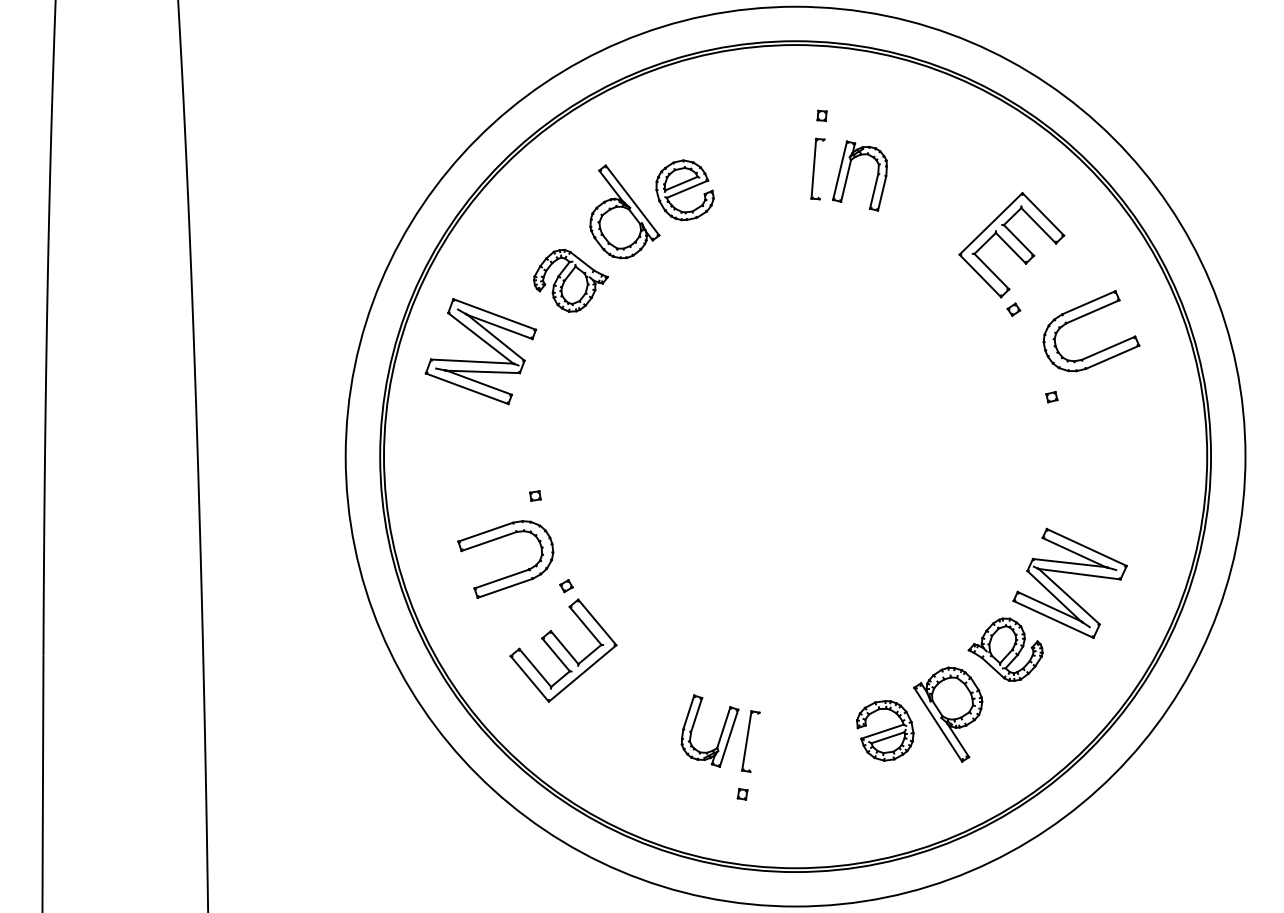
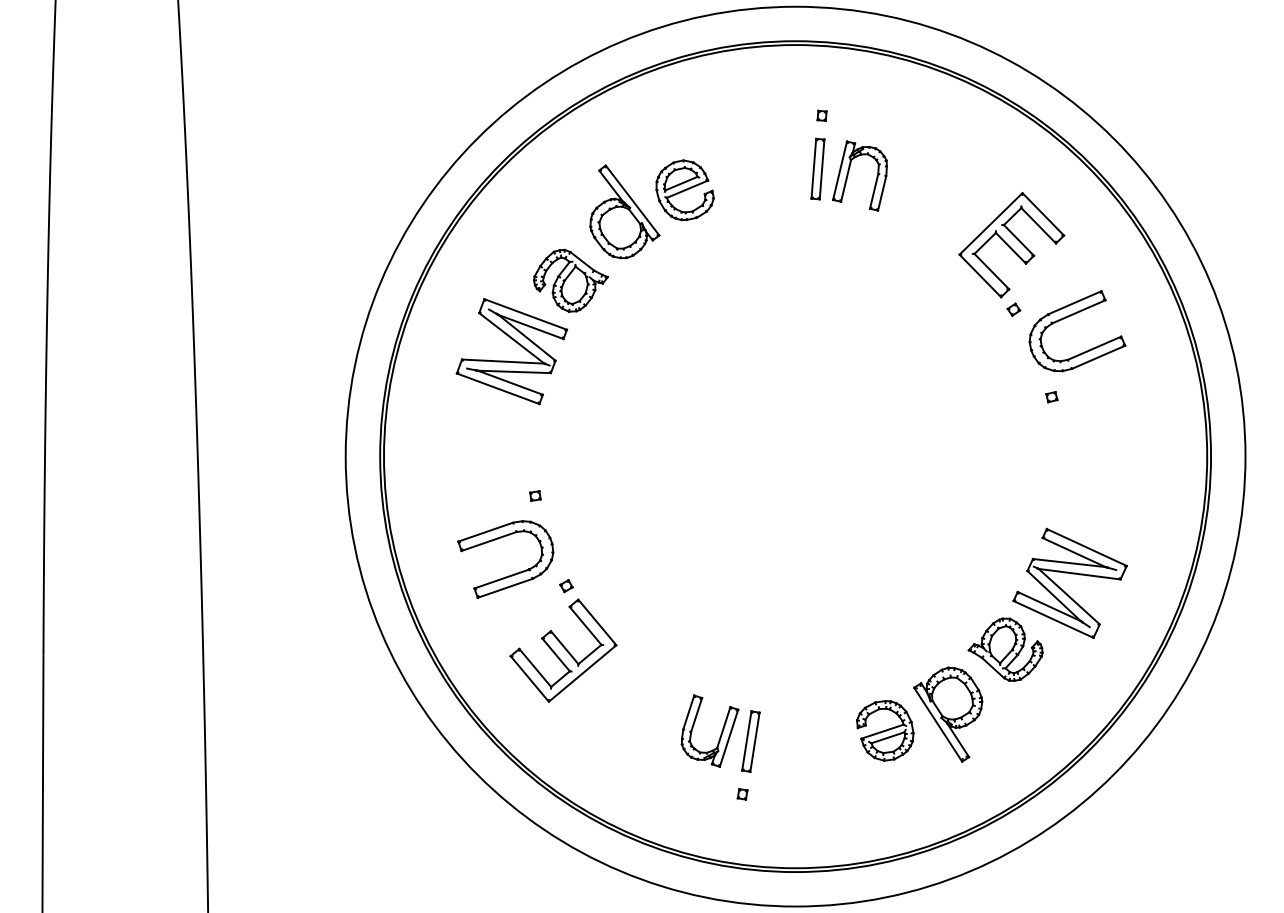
line: none -> present (821, 169)
part position: (1087, 315) -> (1073, 315) (1073, 315)
part position: (485, 343) -> (516, 343) (516, 343)
line: none -> present (754, 741)
